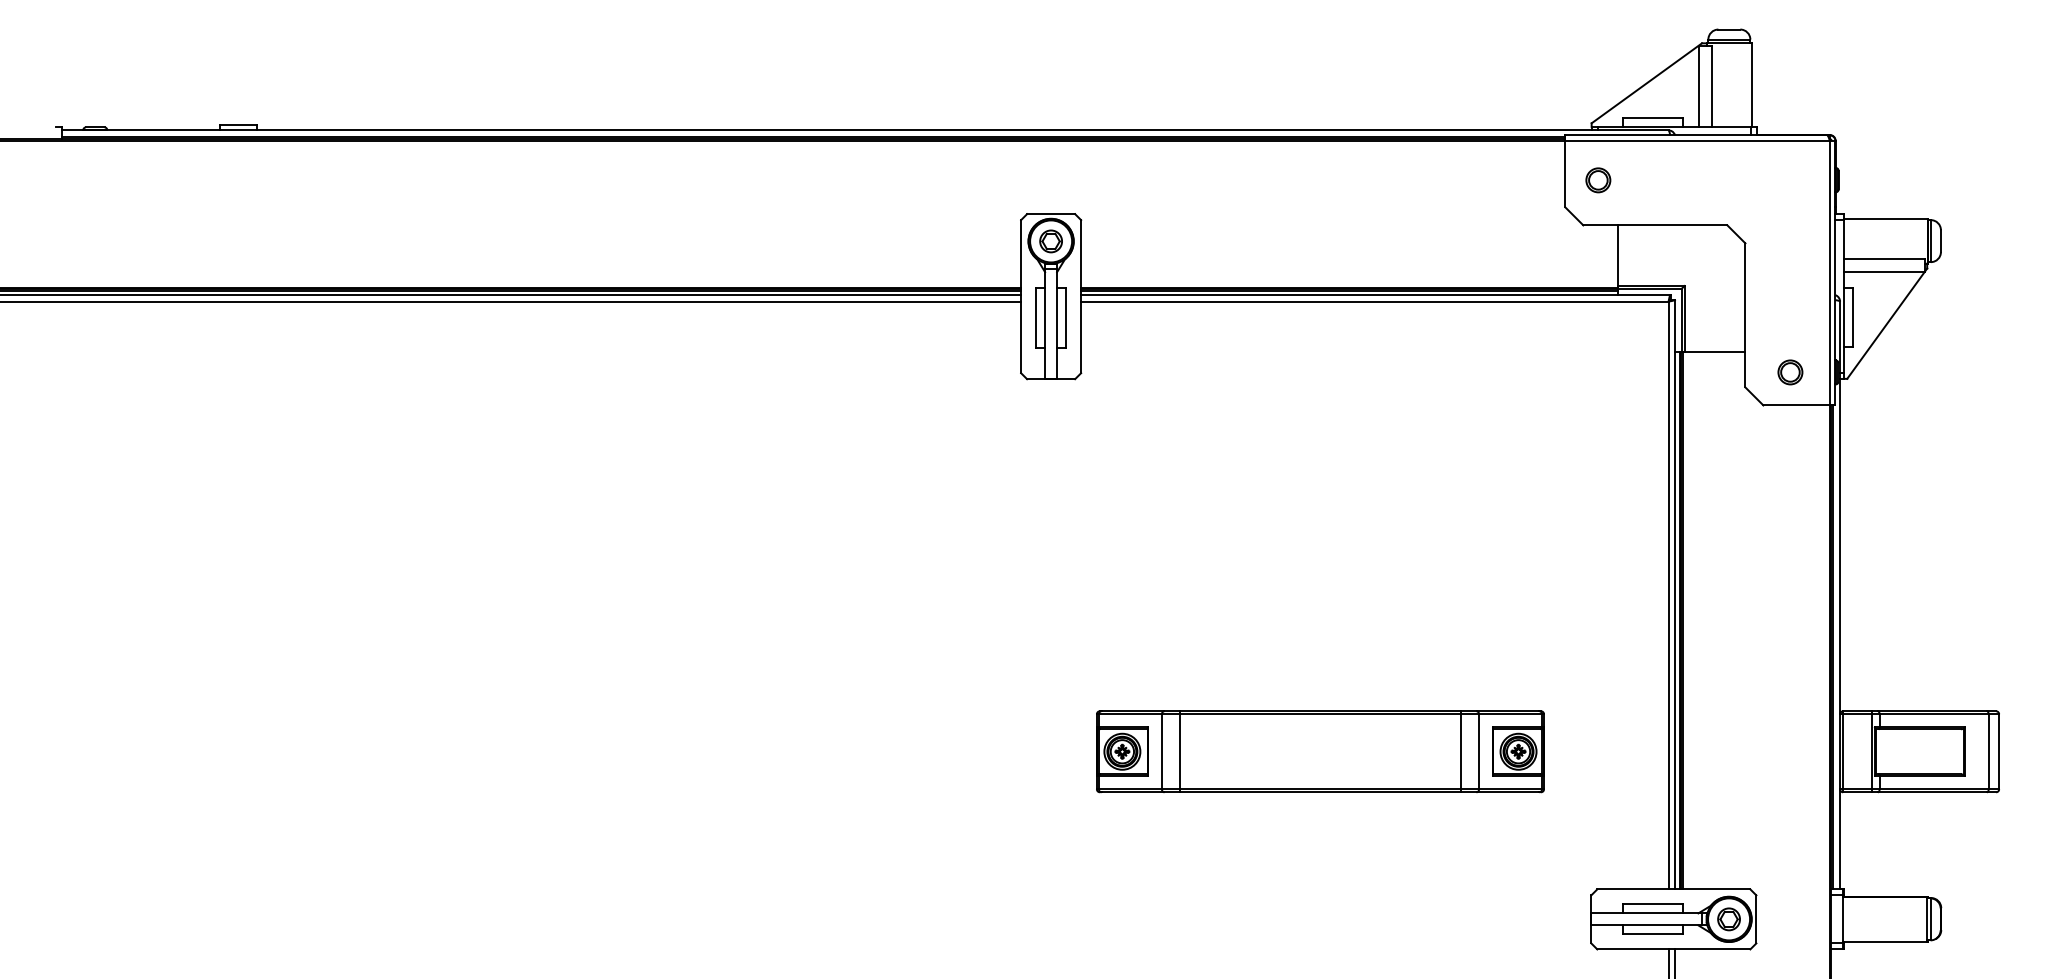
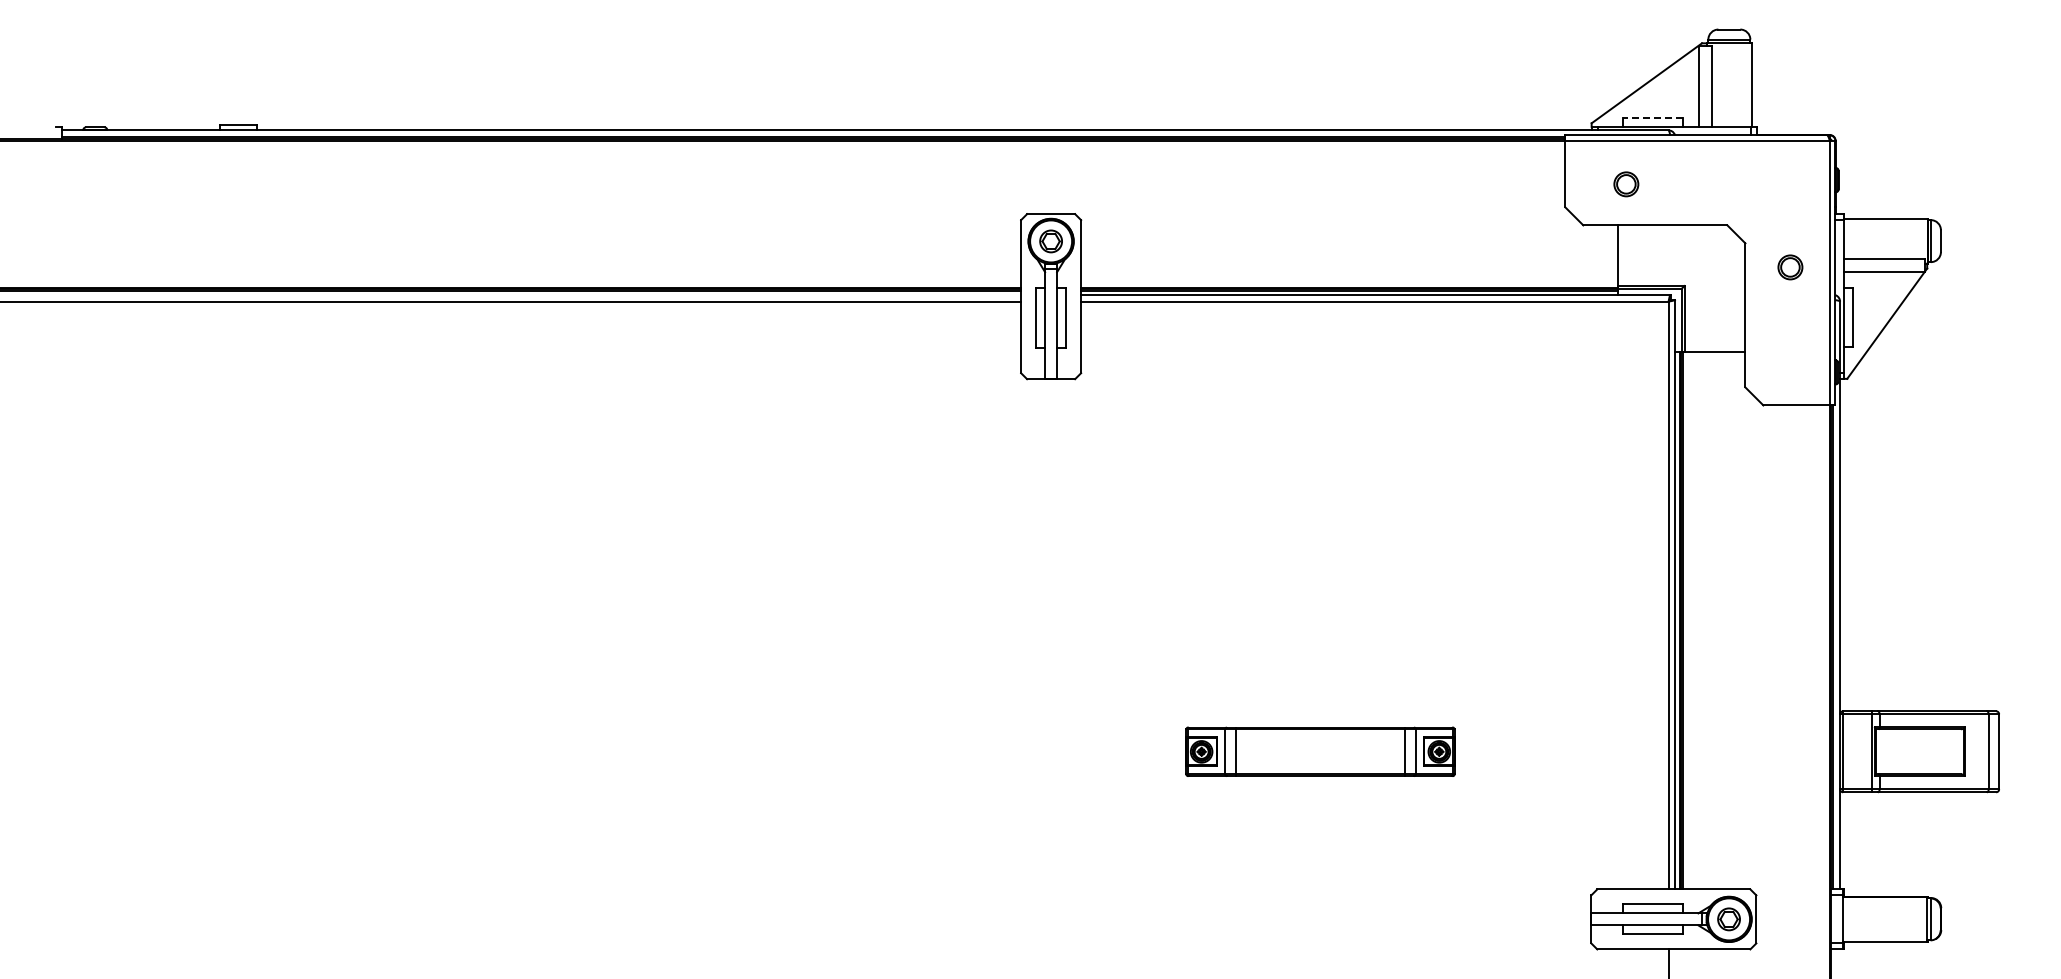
line: solid -> dashed (1653, 117)
part position: (1598, 180) -> (1626, 184) (1626, 184)
line: present -> none (511, 294)
part position: (1790, 372) -> (1790, 267) (1790, 267)
part size: 449x84 px -> 271x51 px (1320, 751)
line: present -> none (1675, 962)
